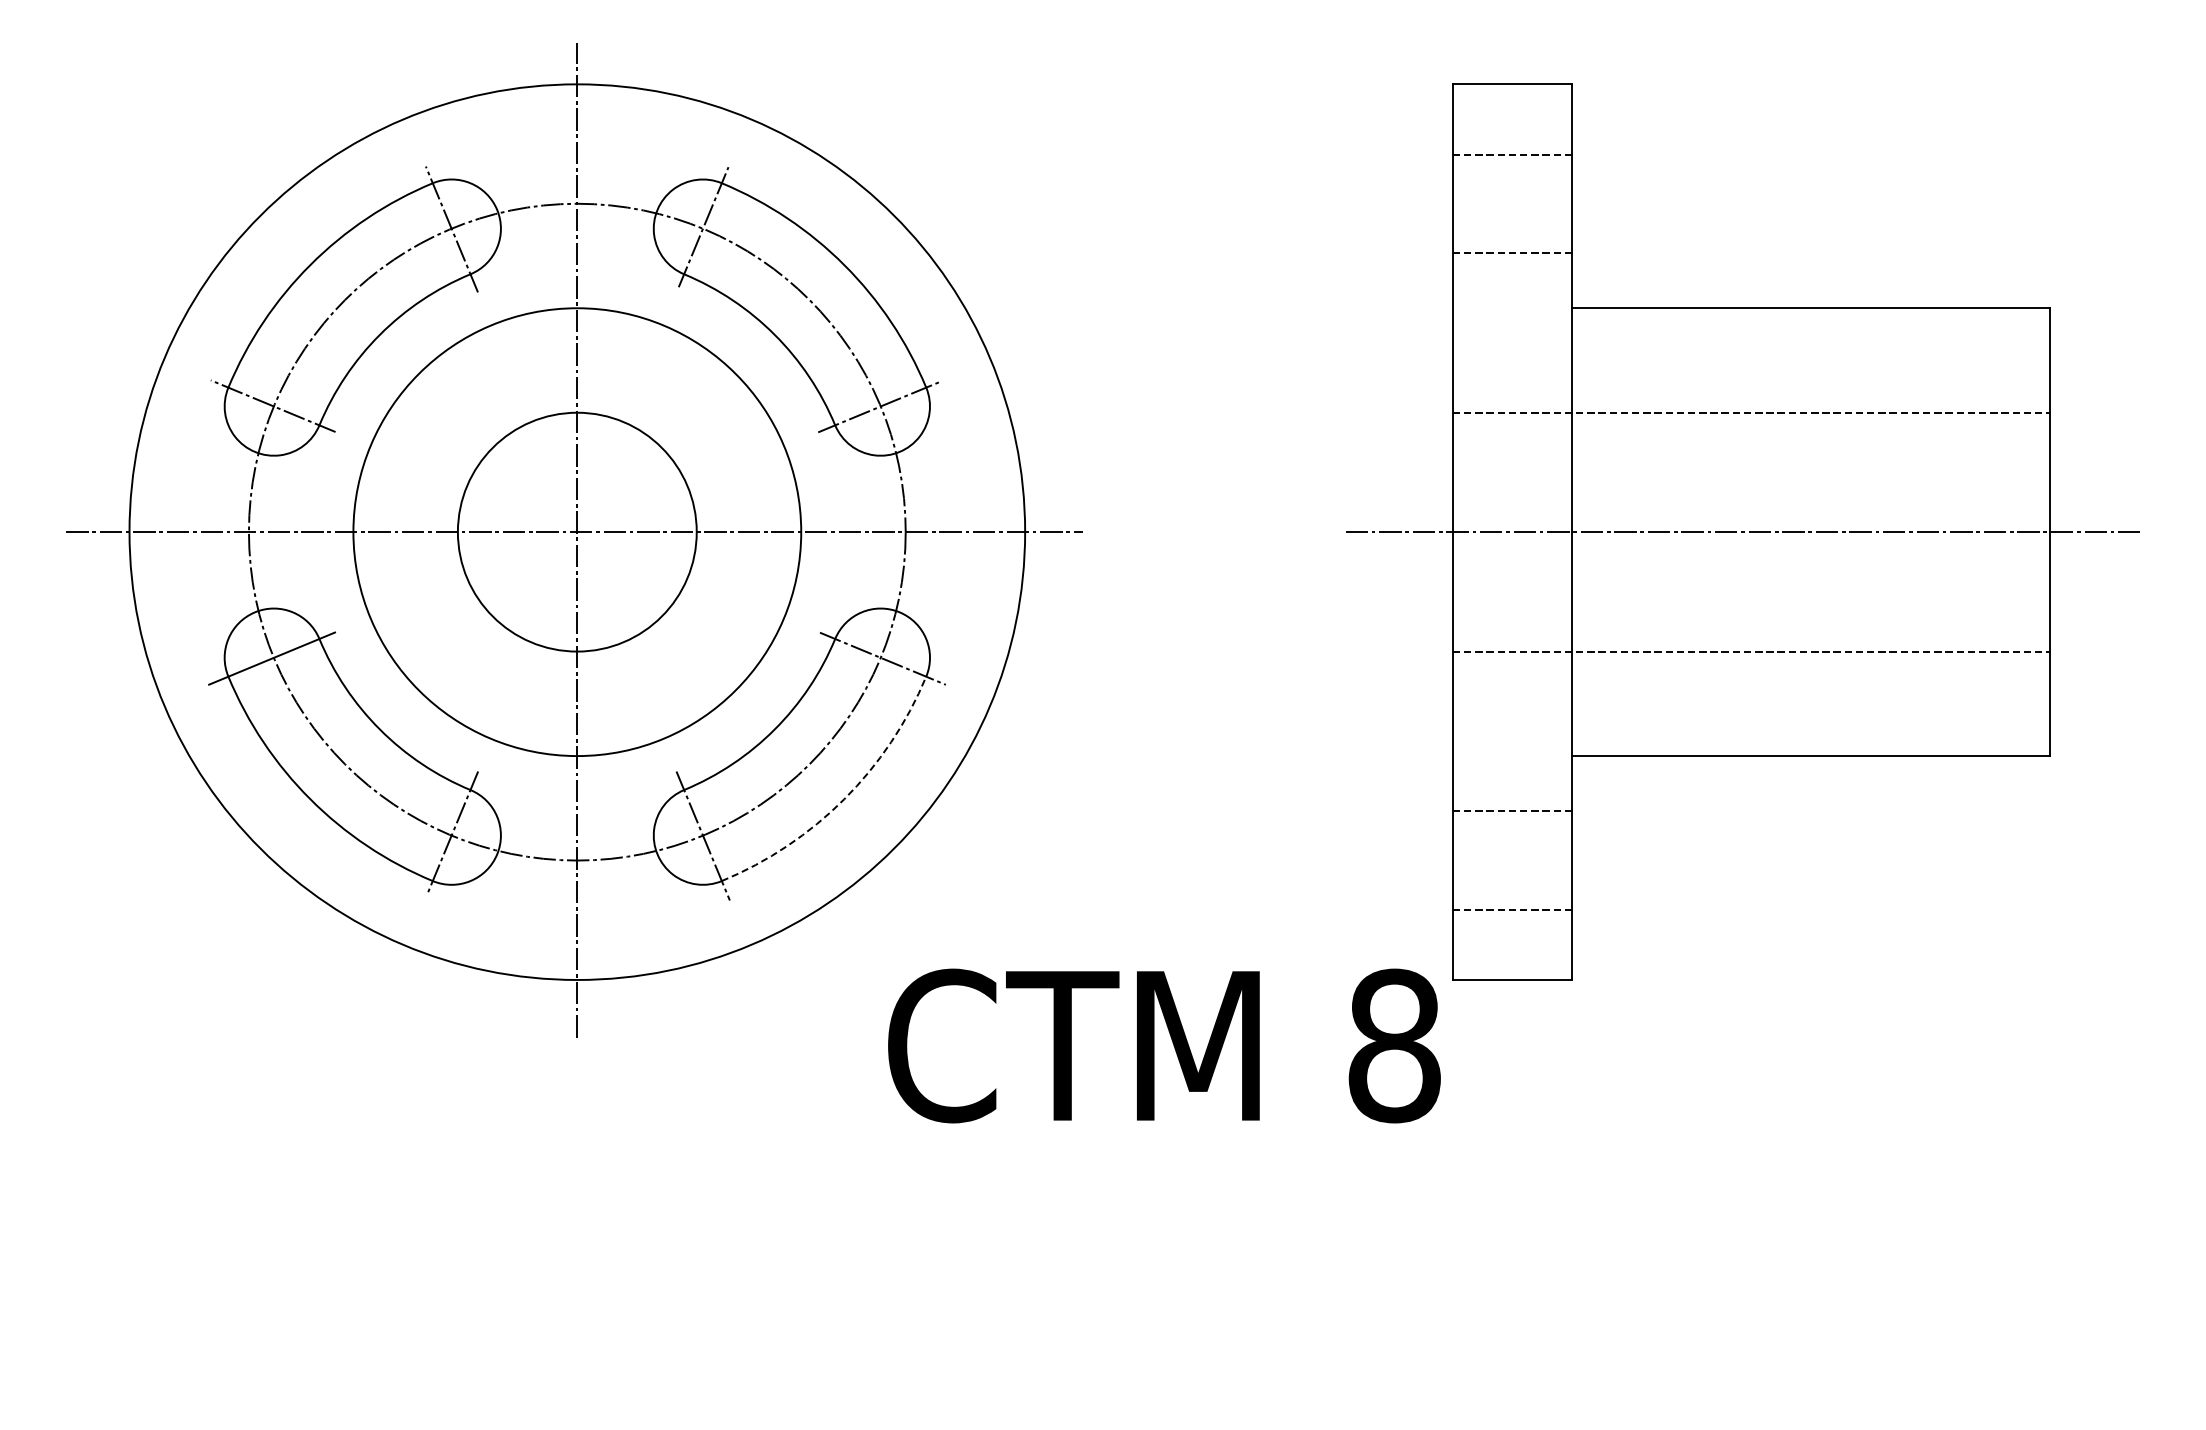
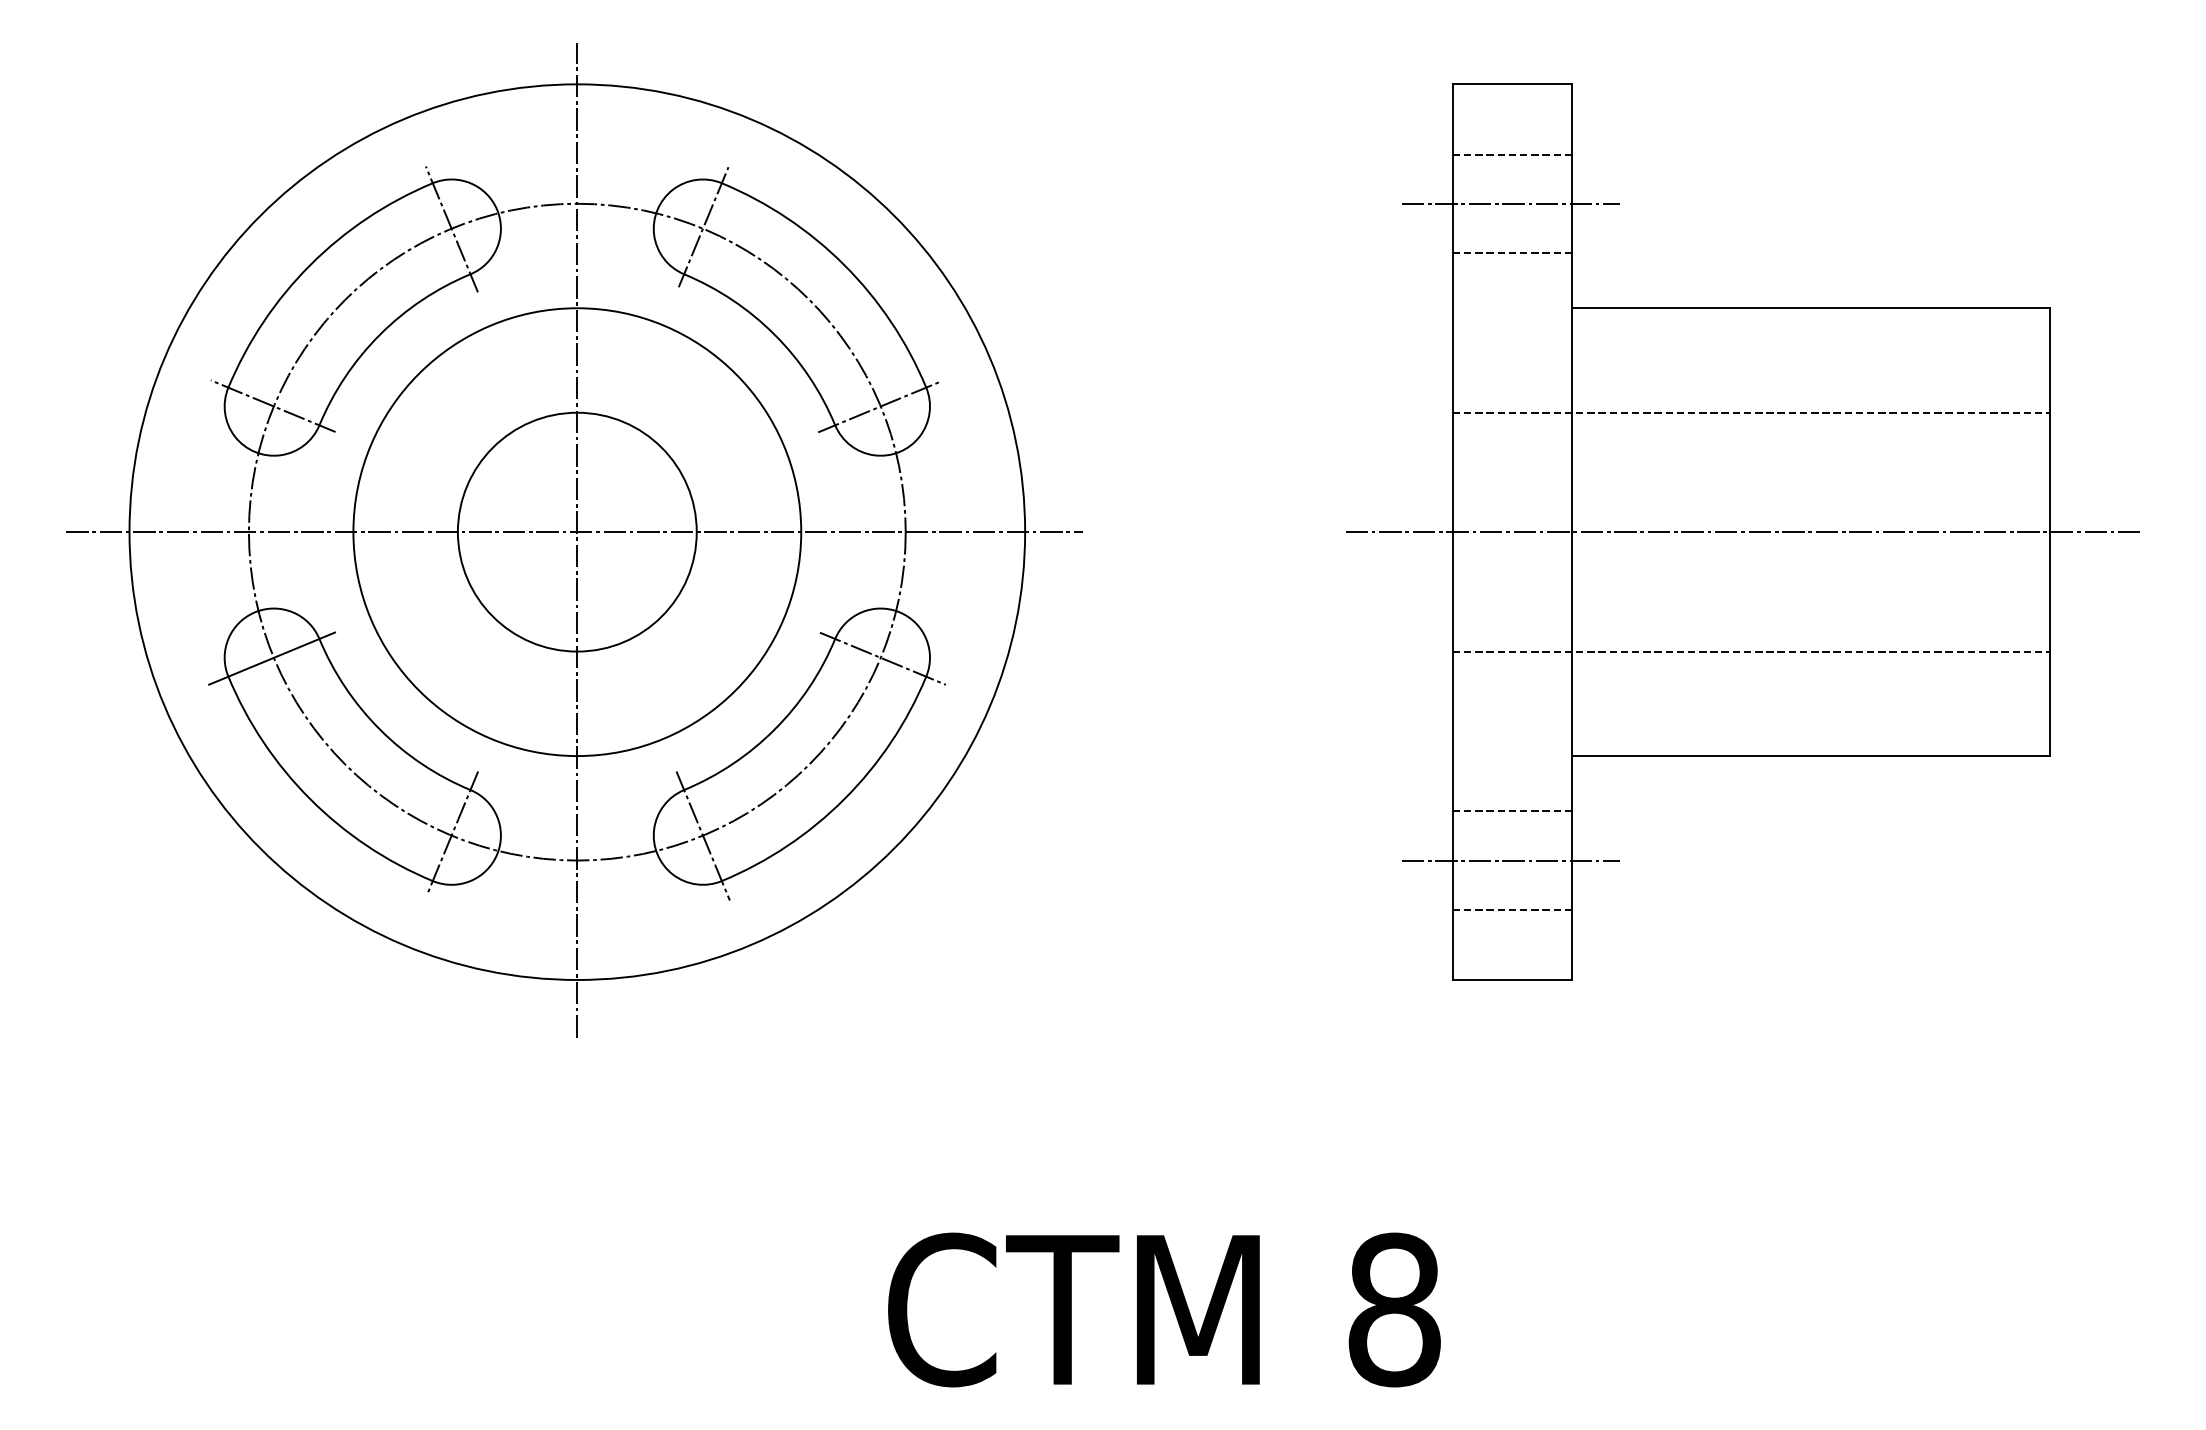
line: none -> present (1510, 203)
arc: dashed -> solid (844, 799)
line: none -> present (1510, 860)
text position: (1164, 1045) -> (1164, 1309) (1164, 1309)
